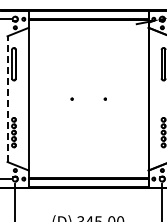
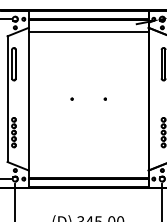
line: none -> present (88, 32)
line: dashed -> solid (7, 99)
